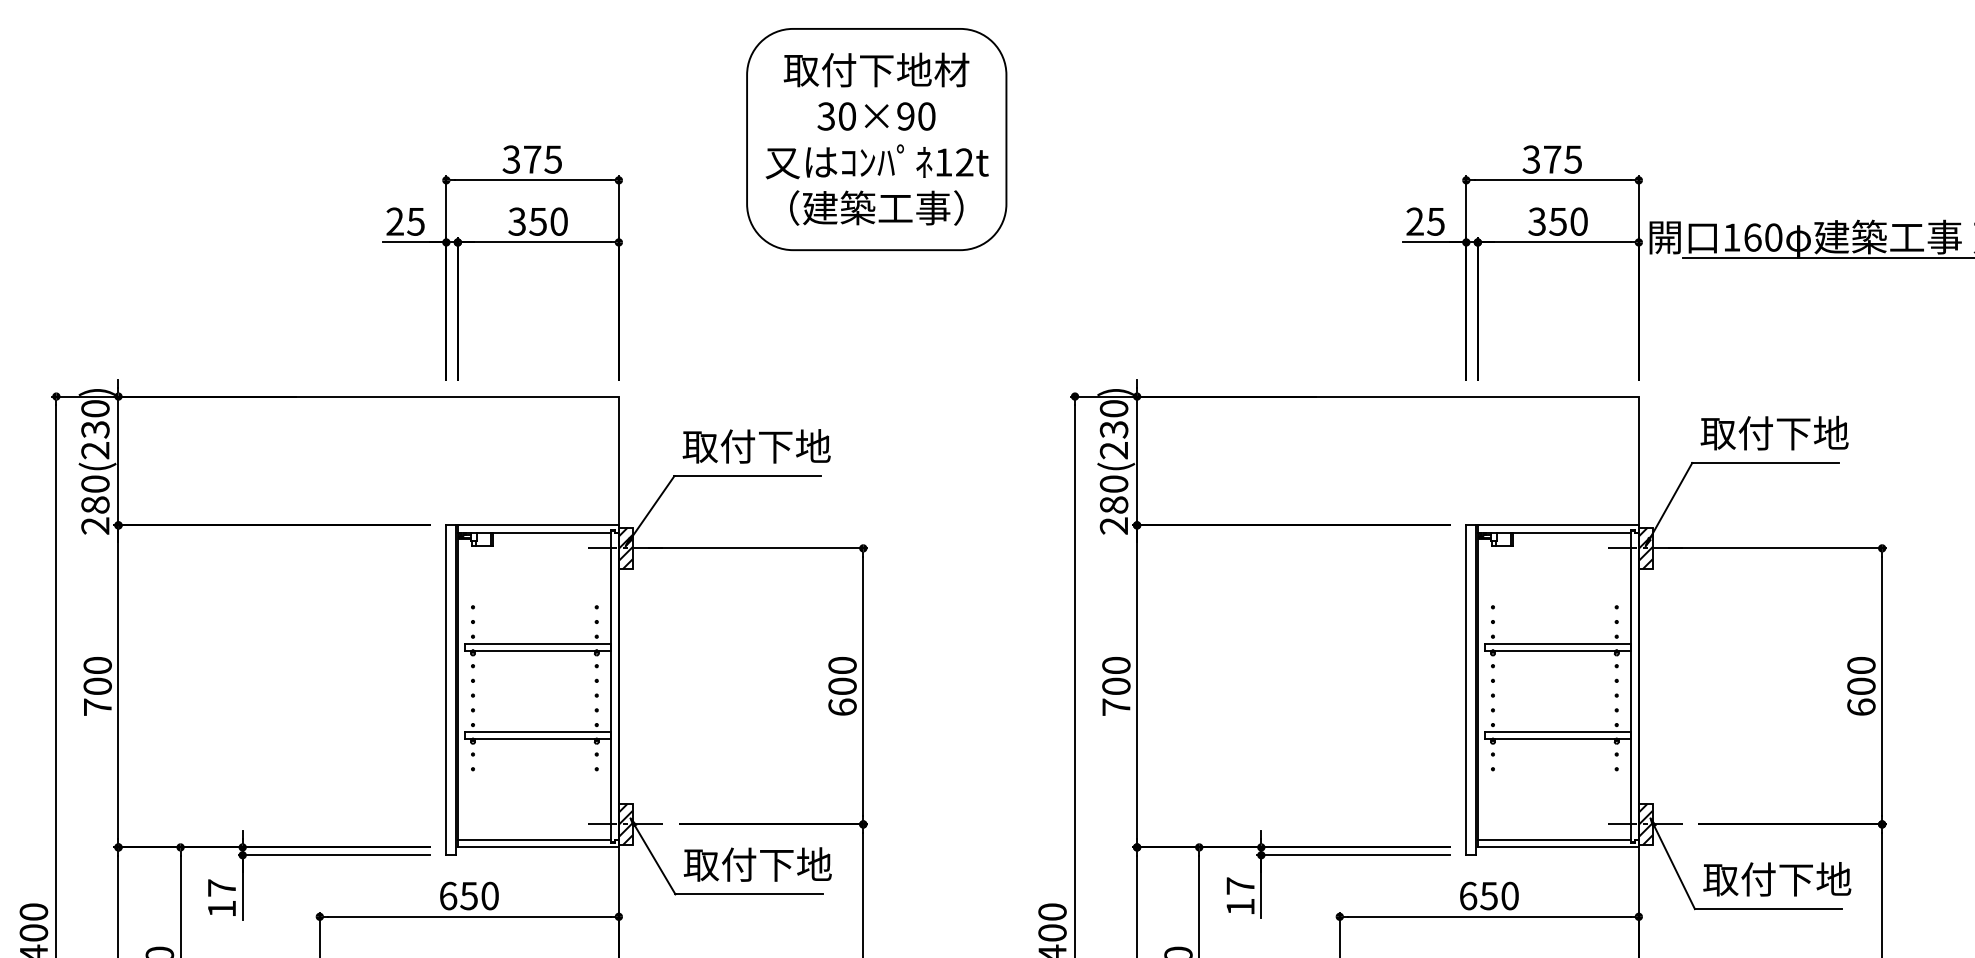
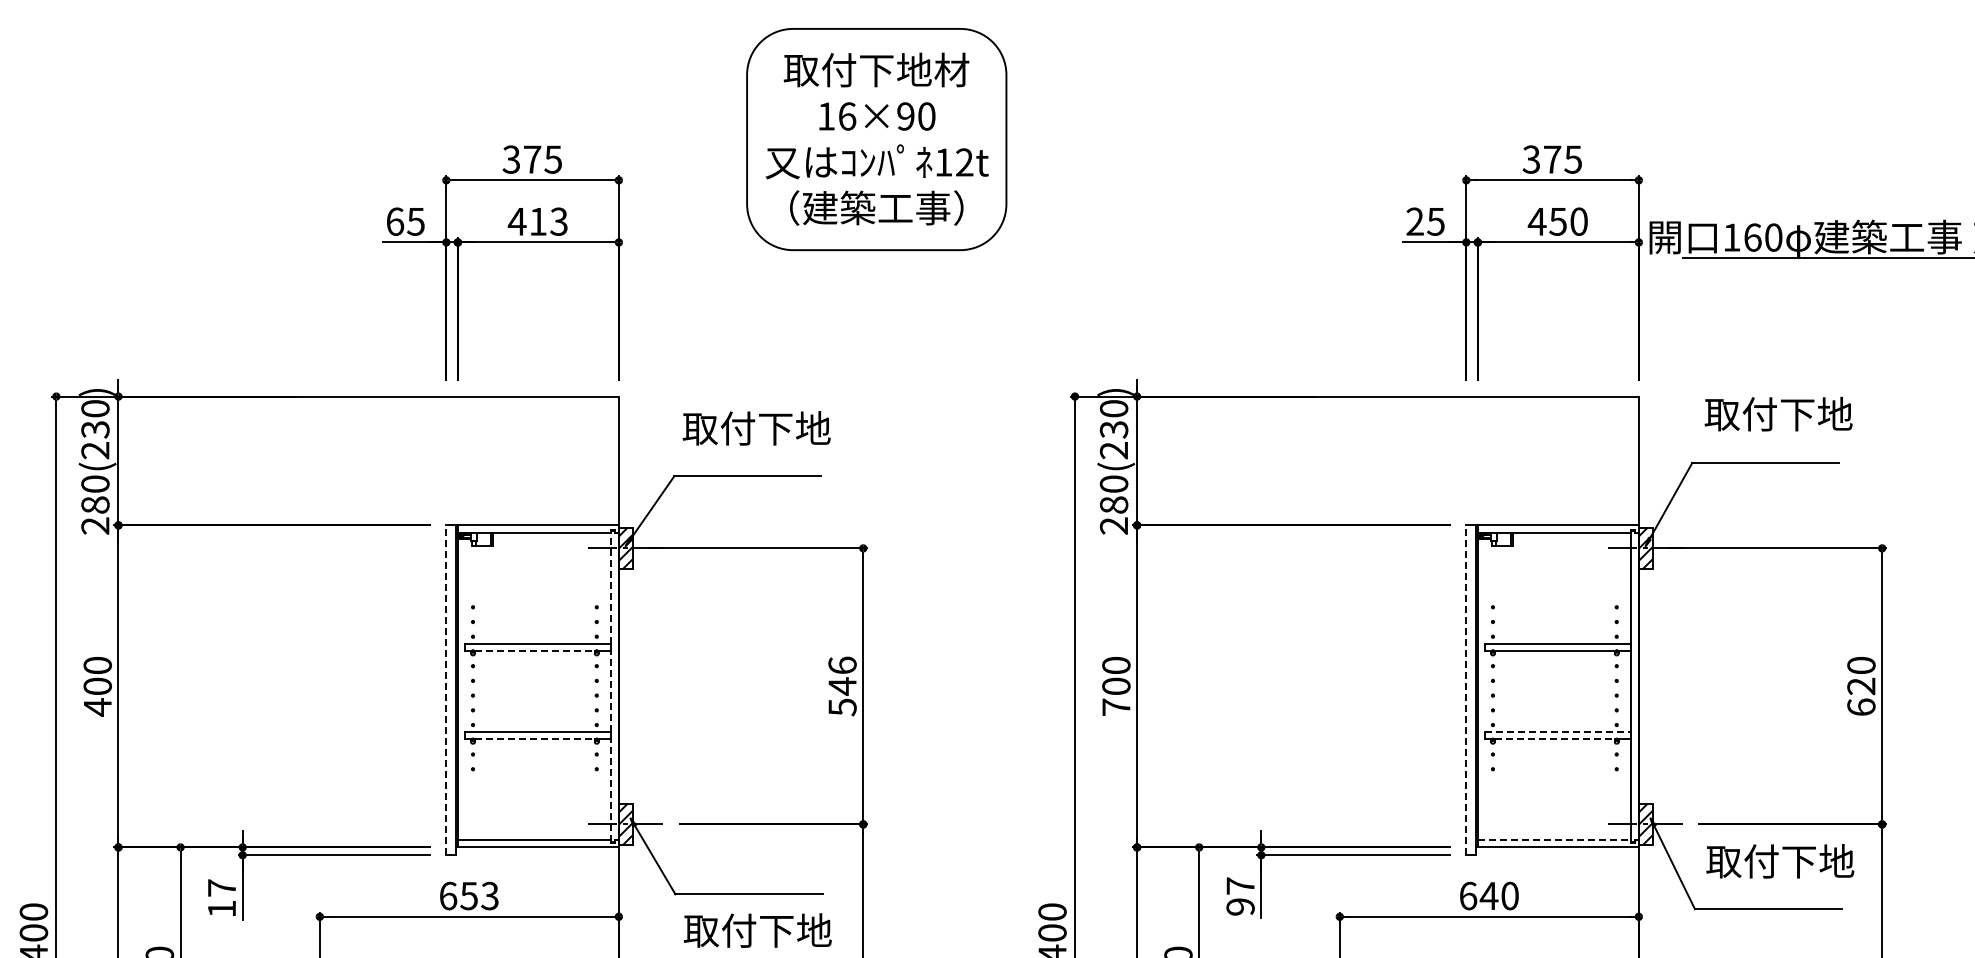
text: 30×90 -> 16×90 (836, 116)
text: 25 -> 65 (395, 221)
text: 350 -> 413 (537, 221)
text: 350 -> 450 (1536, 221)
text position: (1774, 432) -> (1778, 413) (1778, 413)
text position: (756, 446) -> (756, 428) (756, 428)
line: solid -> dashed (534, 650)
line: solid -> dashed (611, 686)
text: 600 -> 546 (842, 686)
text: 600 -> 620 (1861, 686)
line: solid -> dashed (446, 690)
line: solid -> dashed (1466, 690)
text: 700 -> 400 (97, 707)
line: solid -> dashed (1558, 731)
line: solid -> dashed (534, 739)
line: solid -> dashed (1554, 739)
line: solid -> dashed (1555, 840)
text position: (757, 864) -> (757, 930) (757, 930)
text position: (1777, 879) -> (1780, 861) (1780, 861)
text: 650 -> 653 (489, 895)
text: 650 -> 640 (1488, 896)
text: 17 -> 97 (1240, 906)
